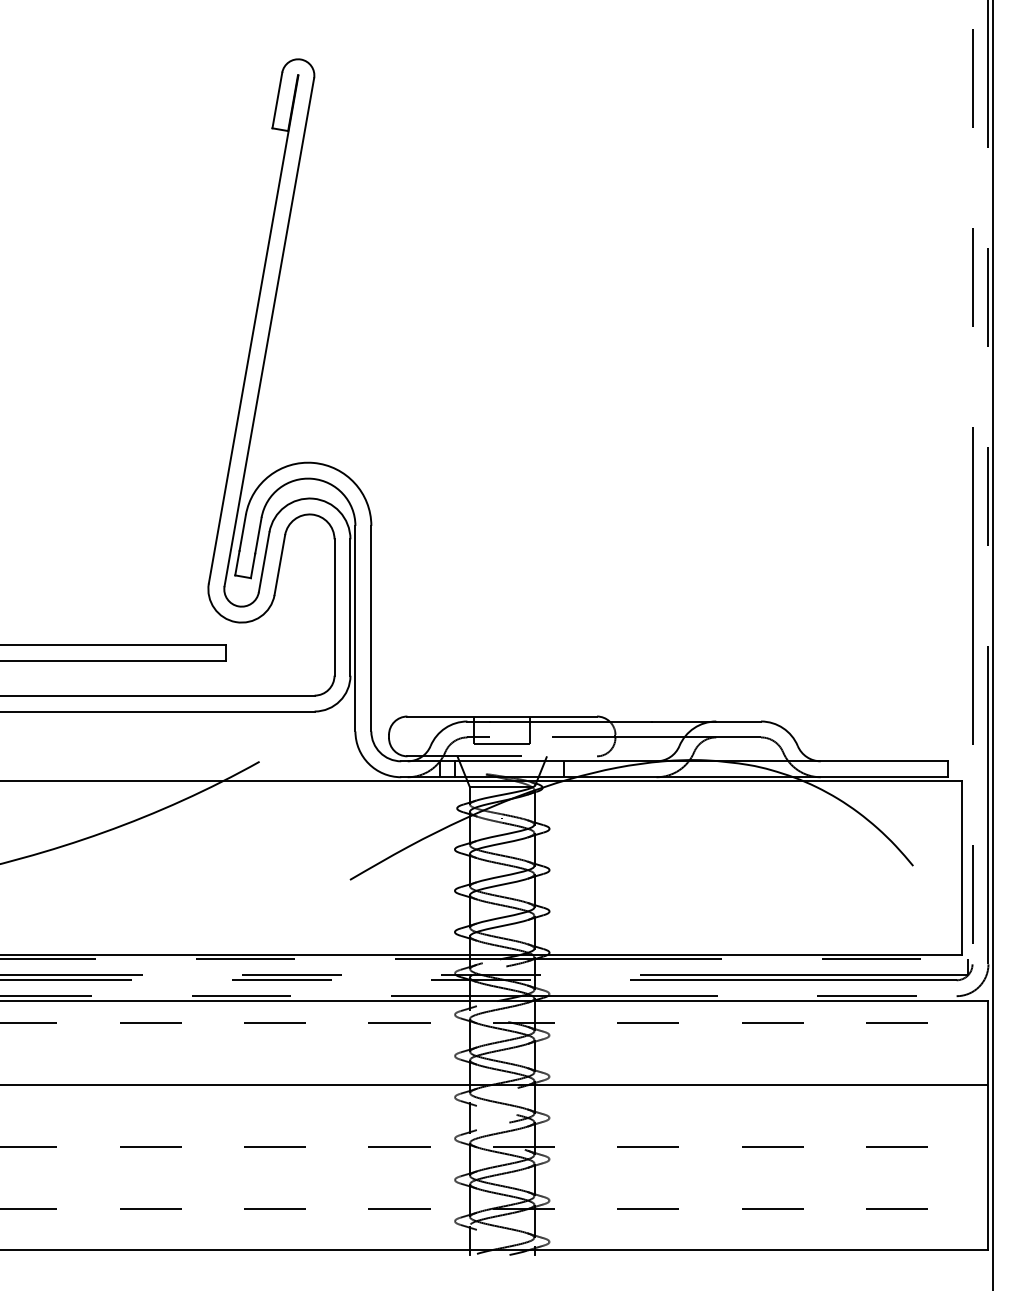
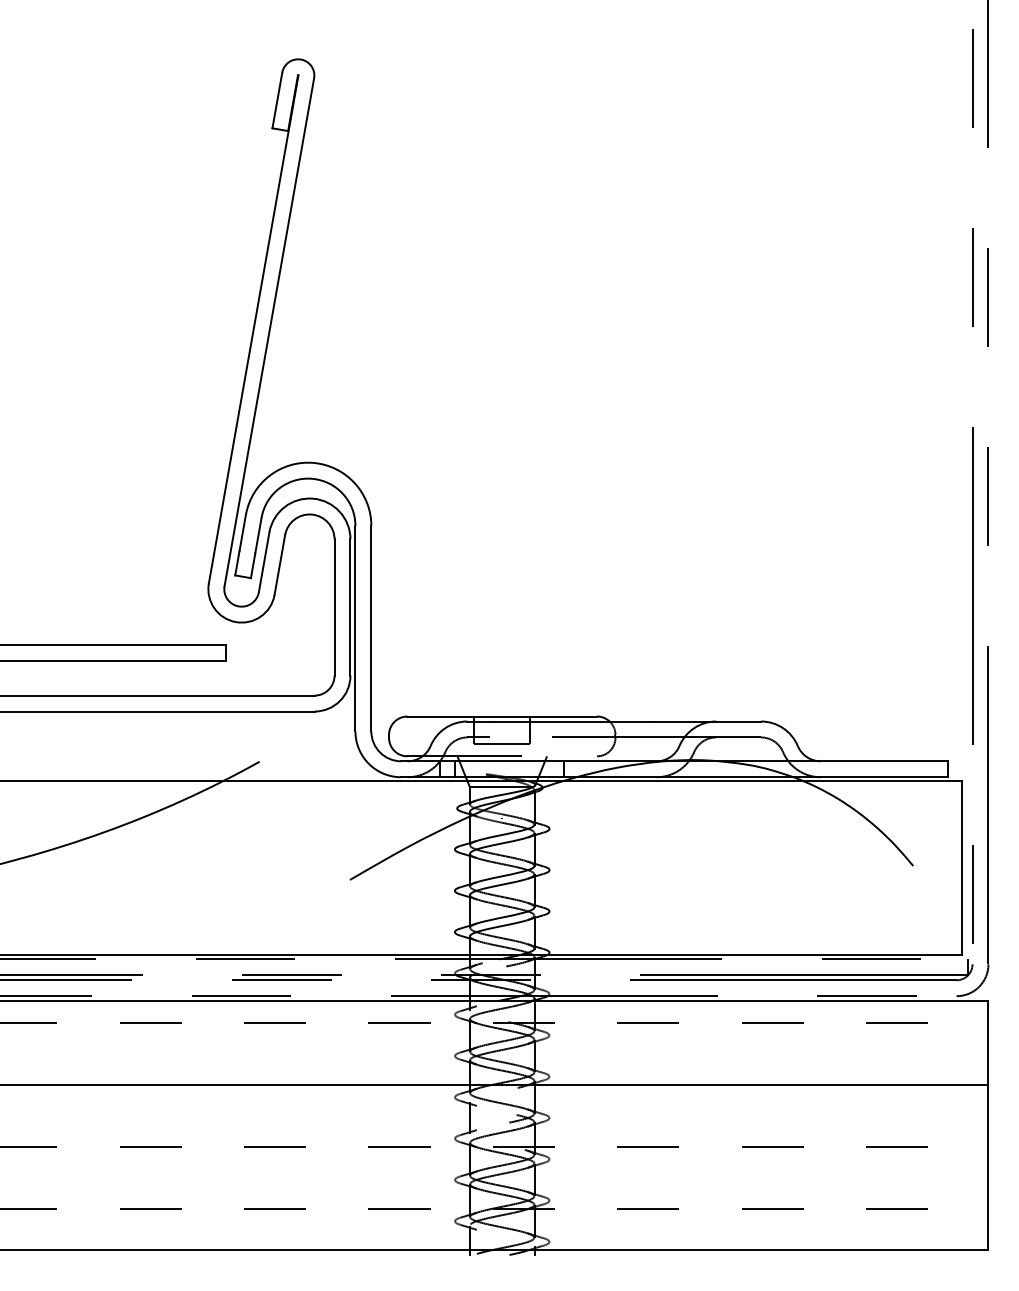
line: present -> none (993, 644)
